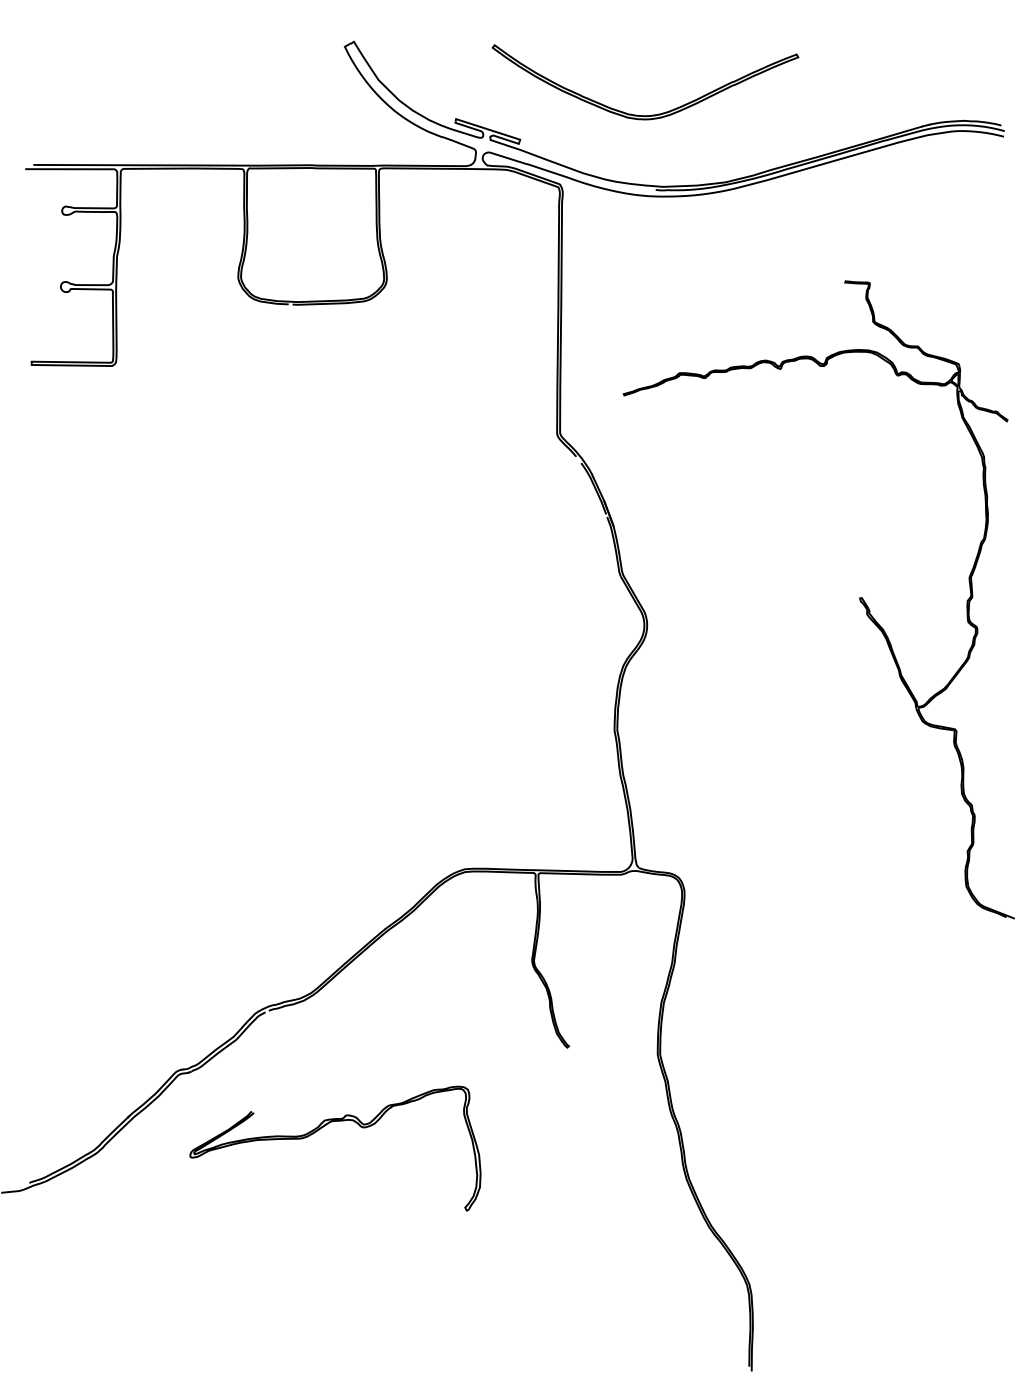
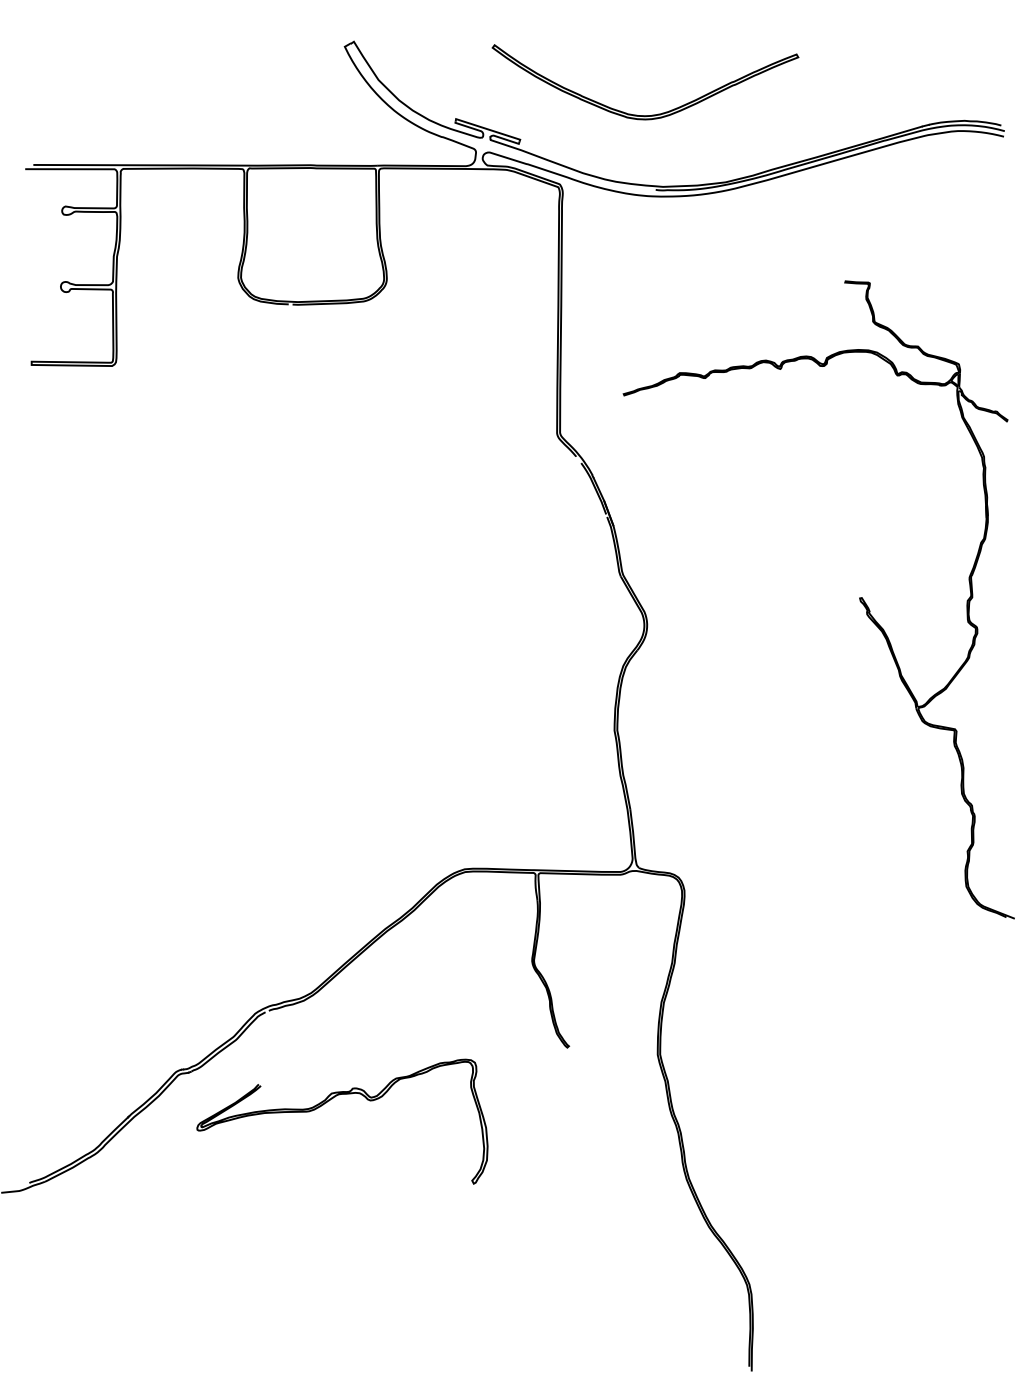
curve position: (322, 1128) -> (329, 1101) (329, 1101)
